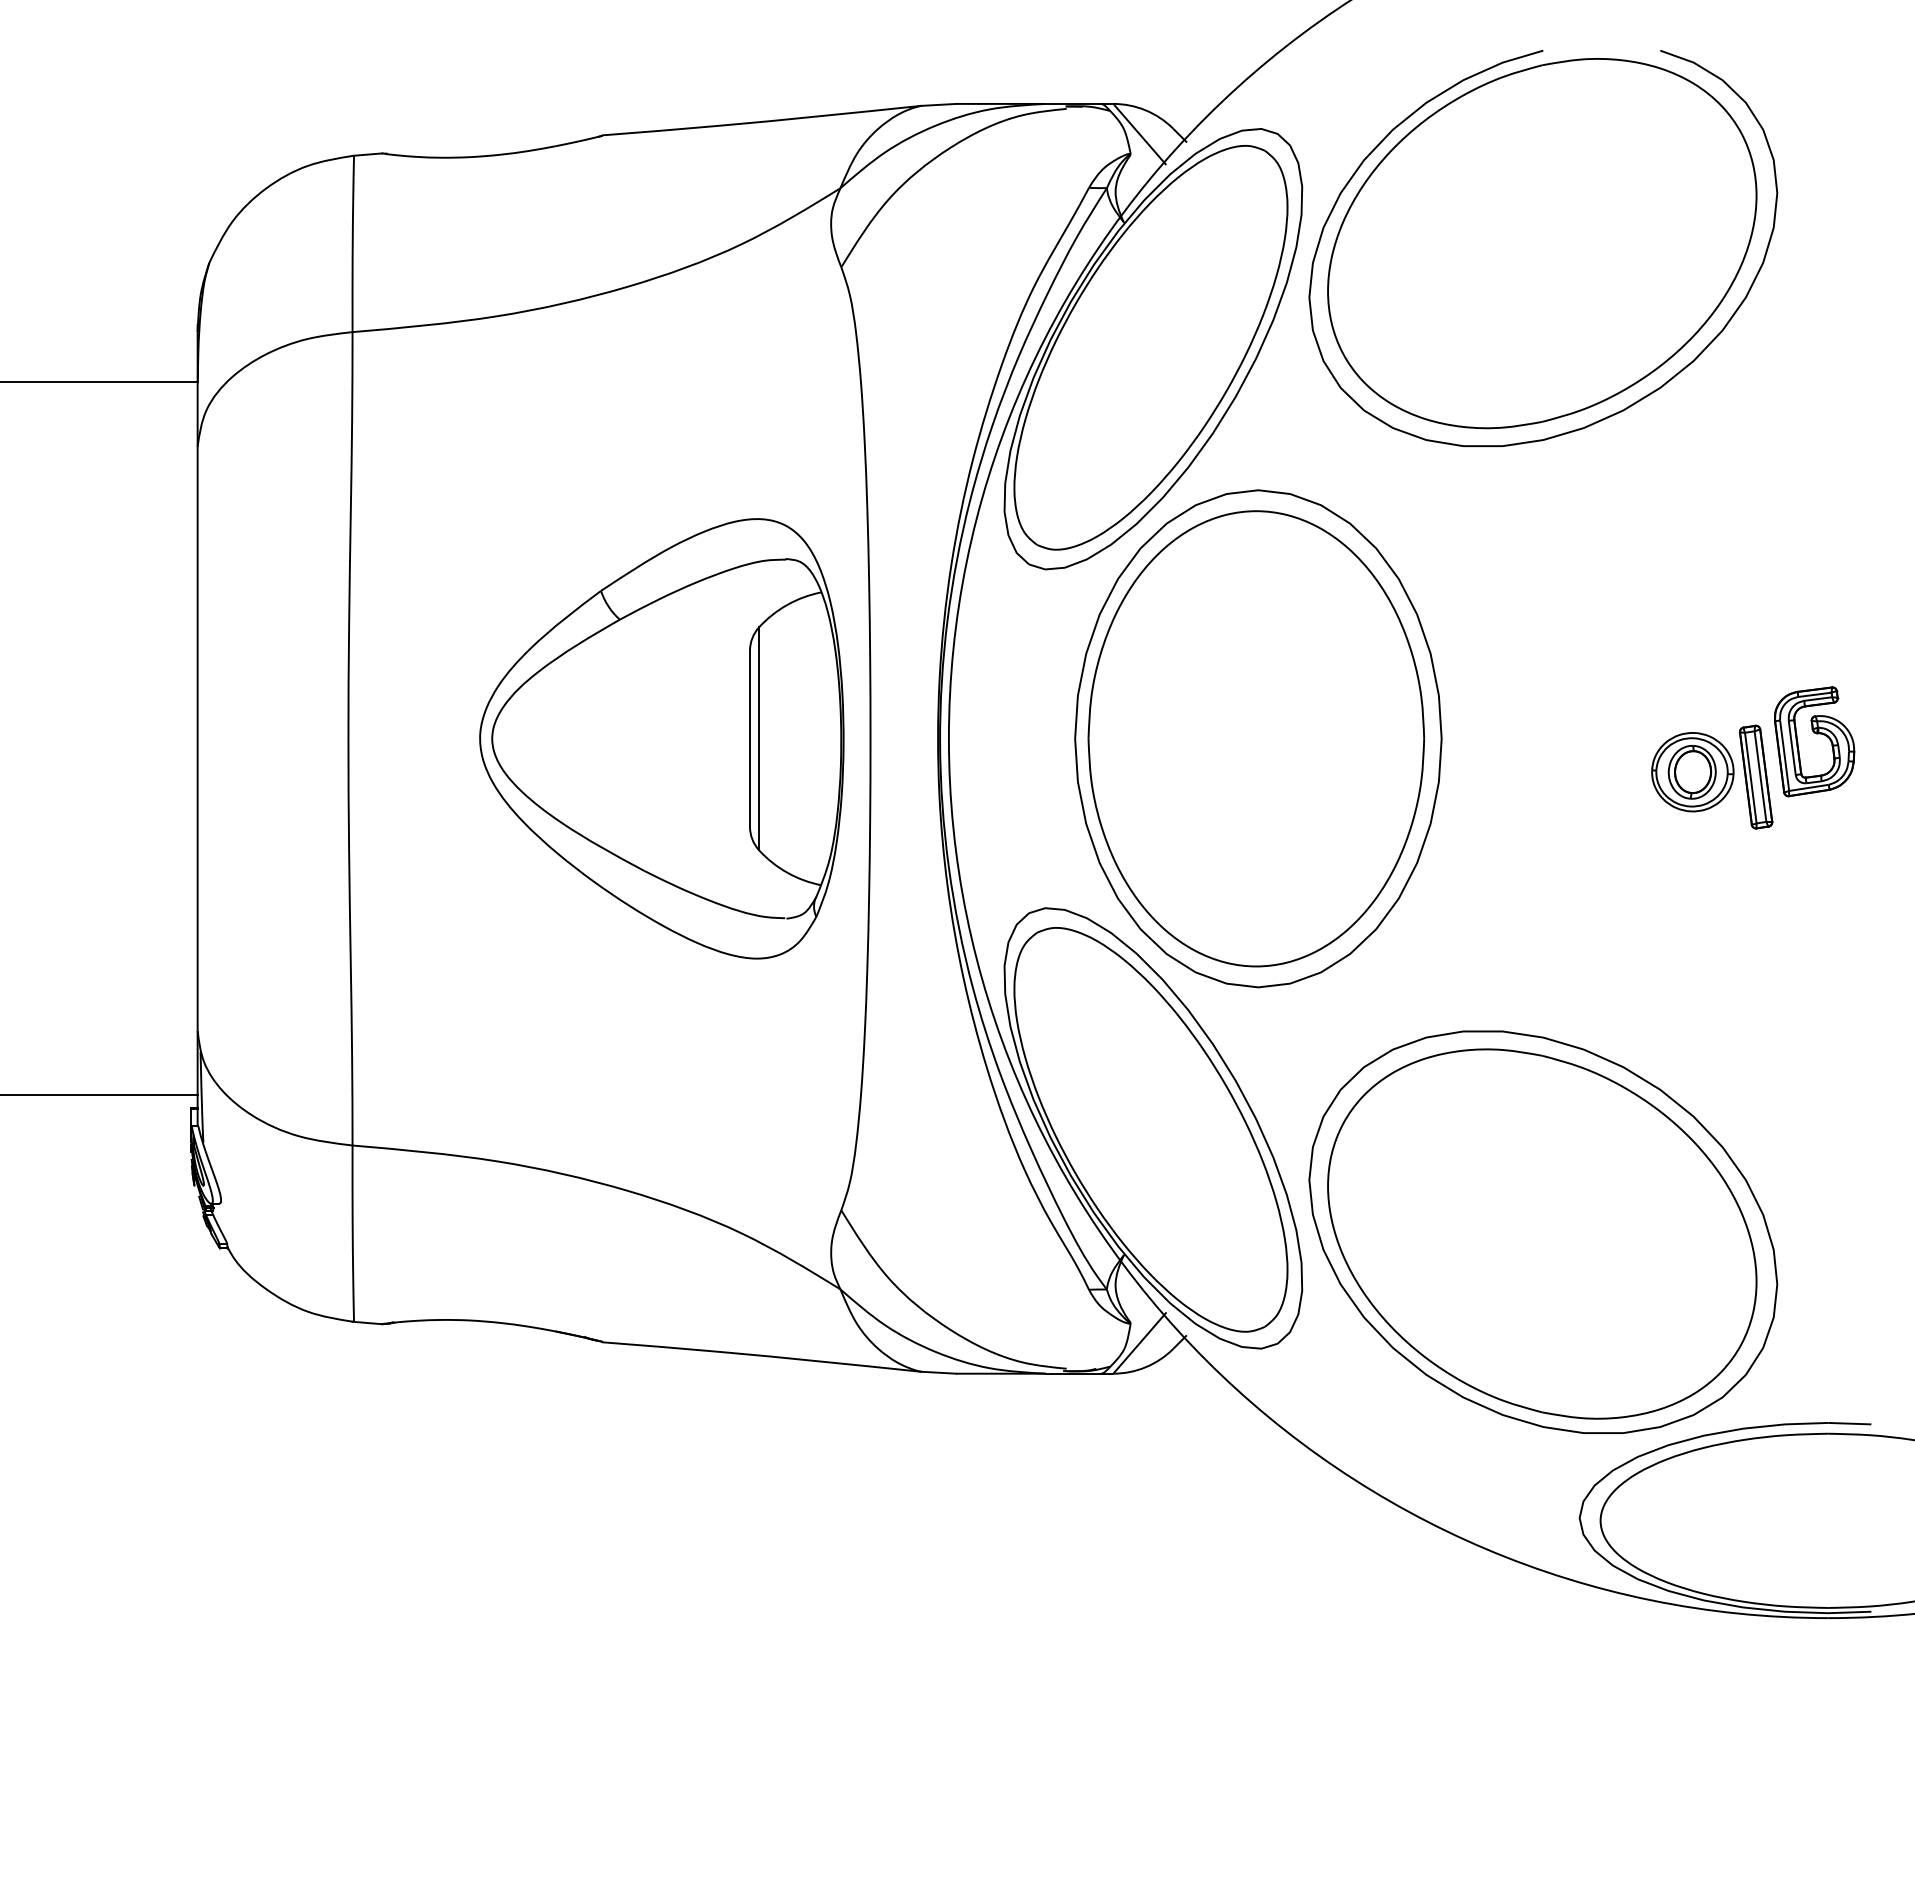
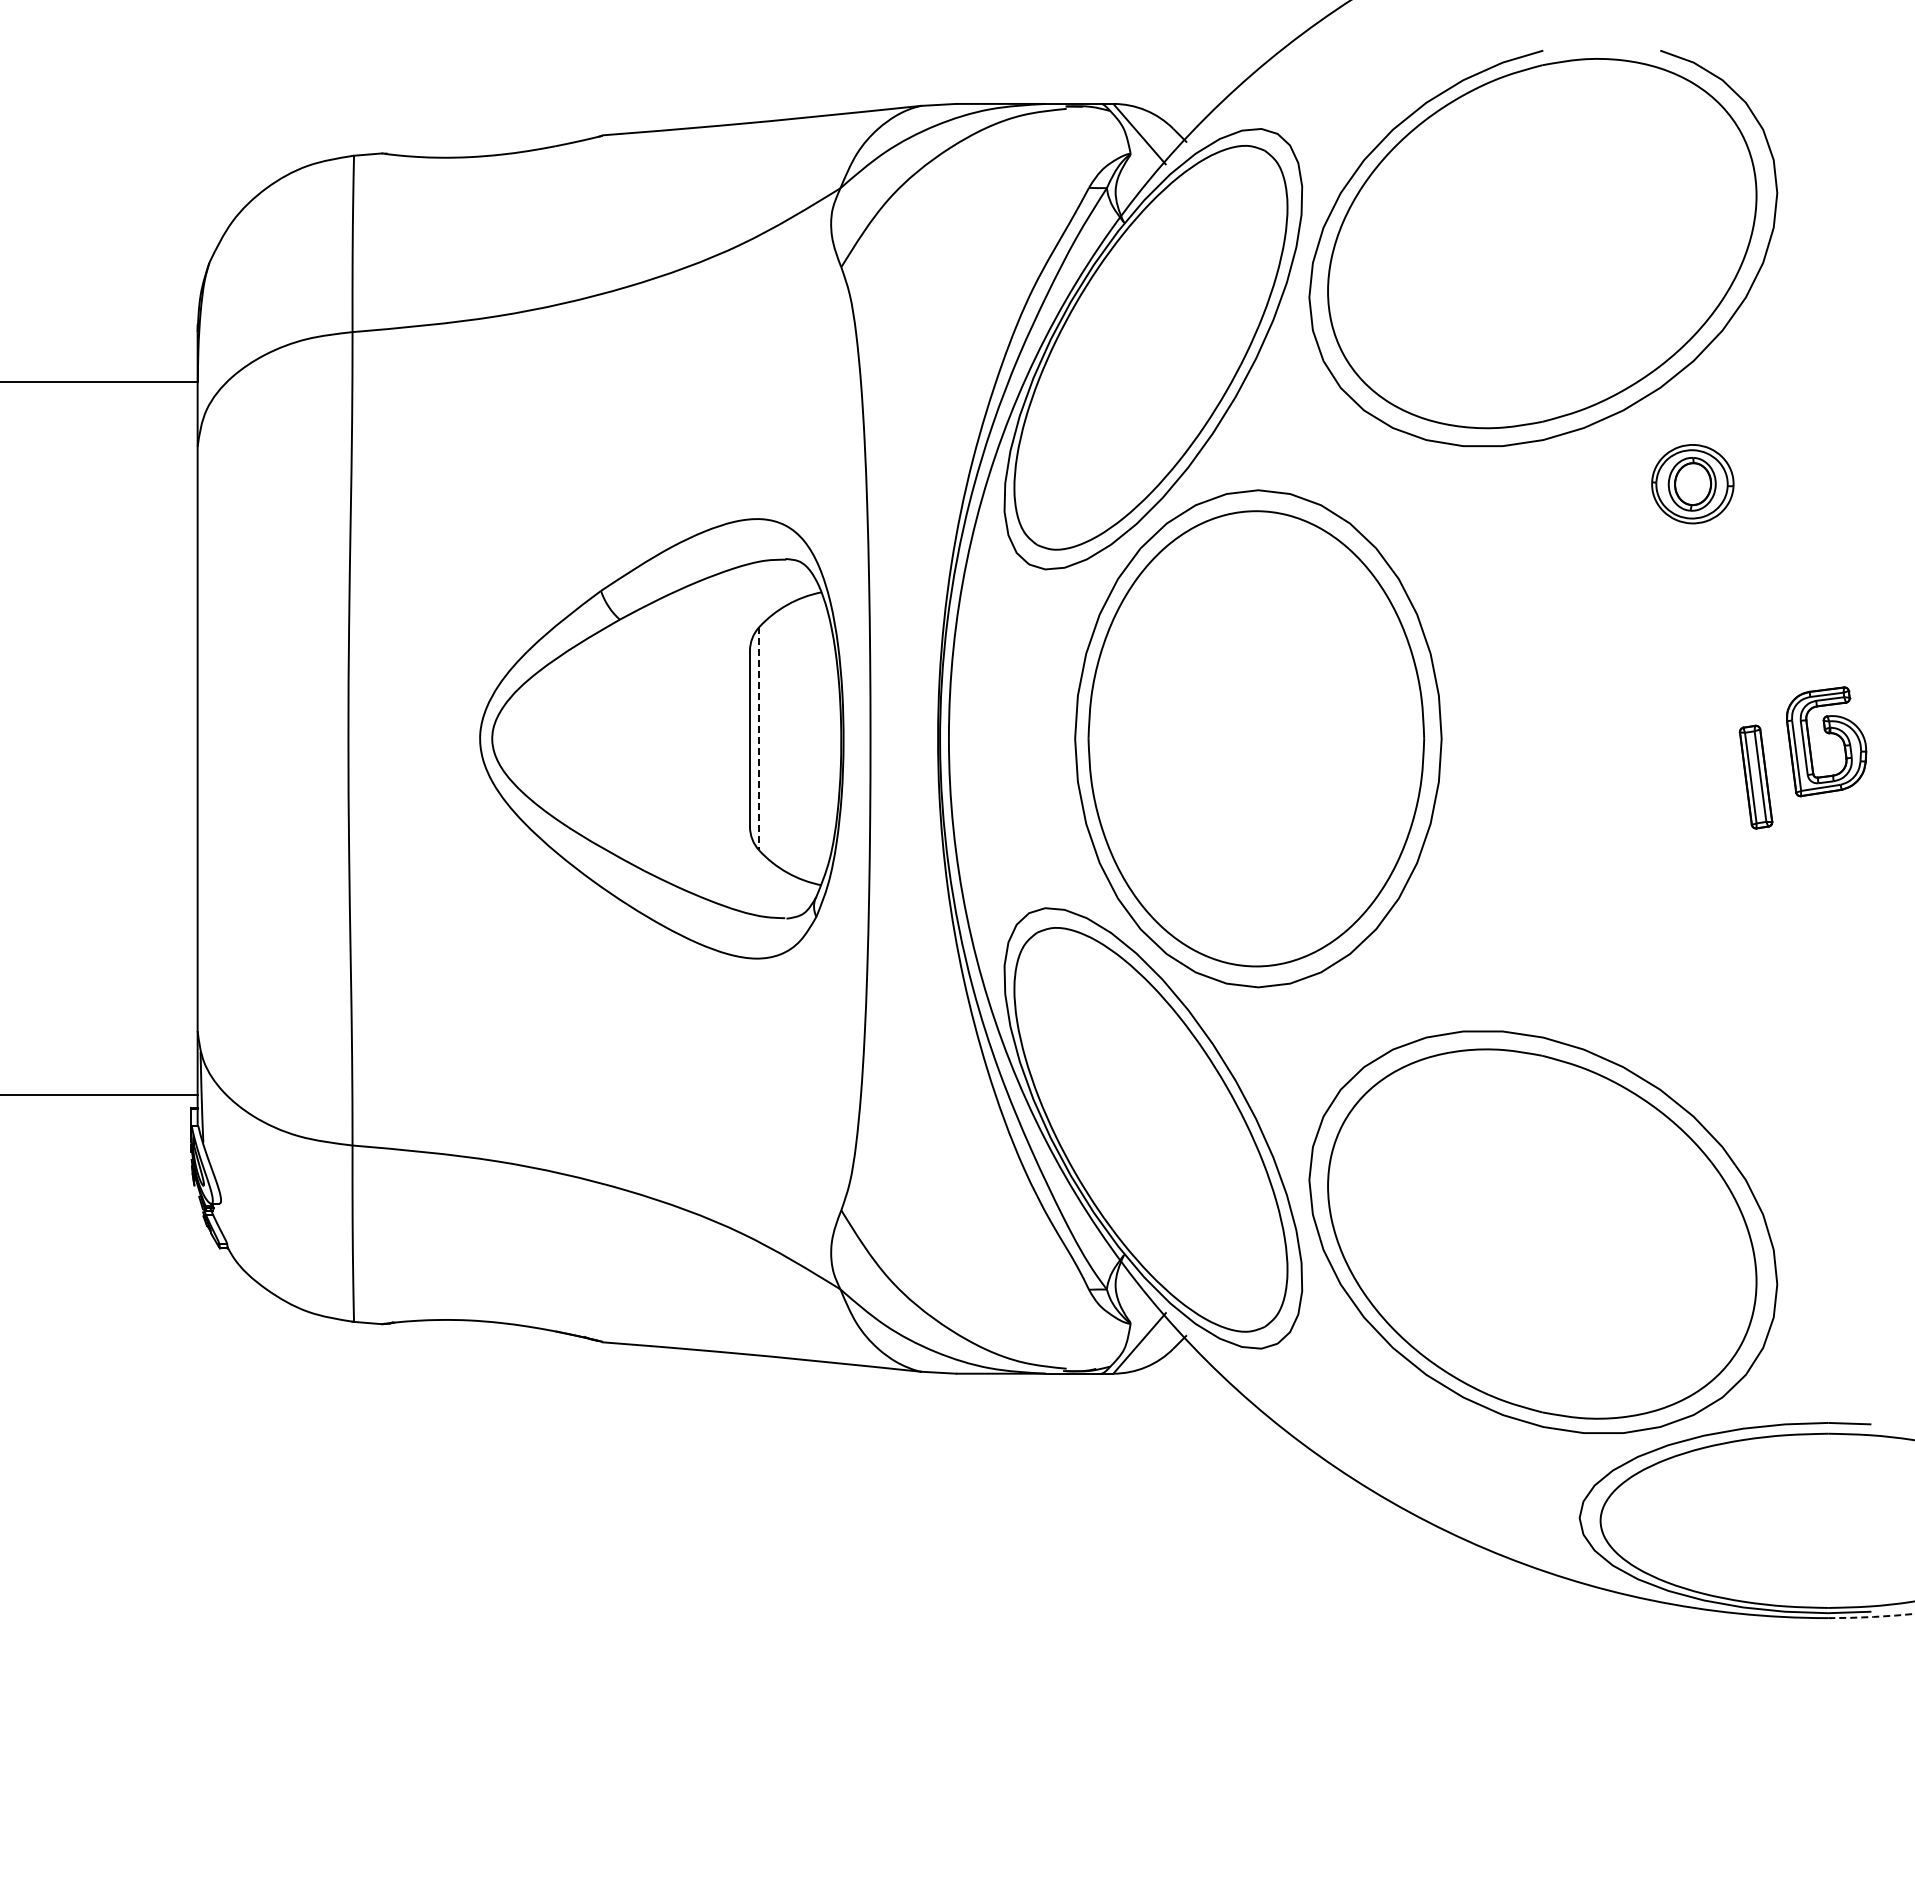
part position: (1816, 734) -> (1828, 734) (1828, 734)
line: solid -> dashed (759, 738)
part position: (1692, 772) -> (1692, 484) (1692, 484)
arc: solid -> dashed (1872, 1617)
